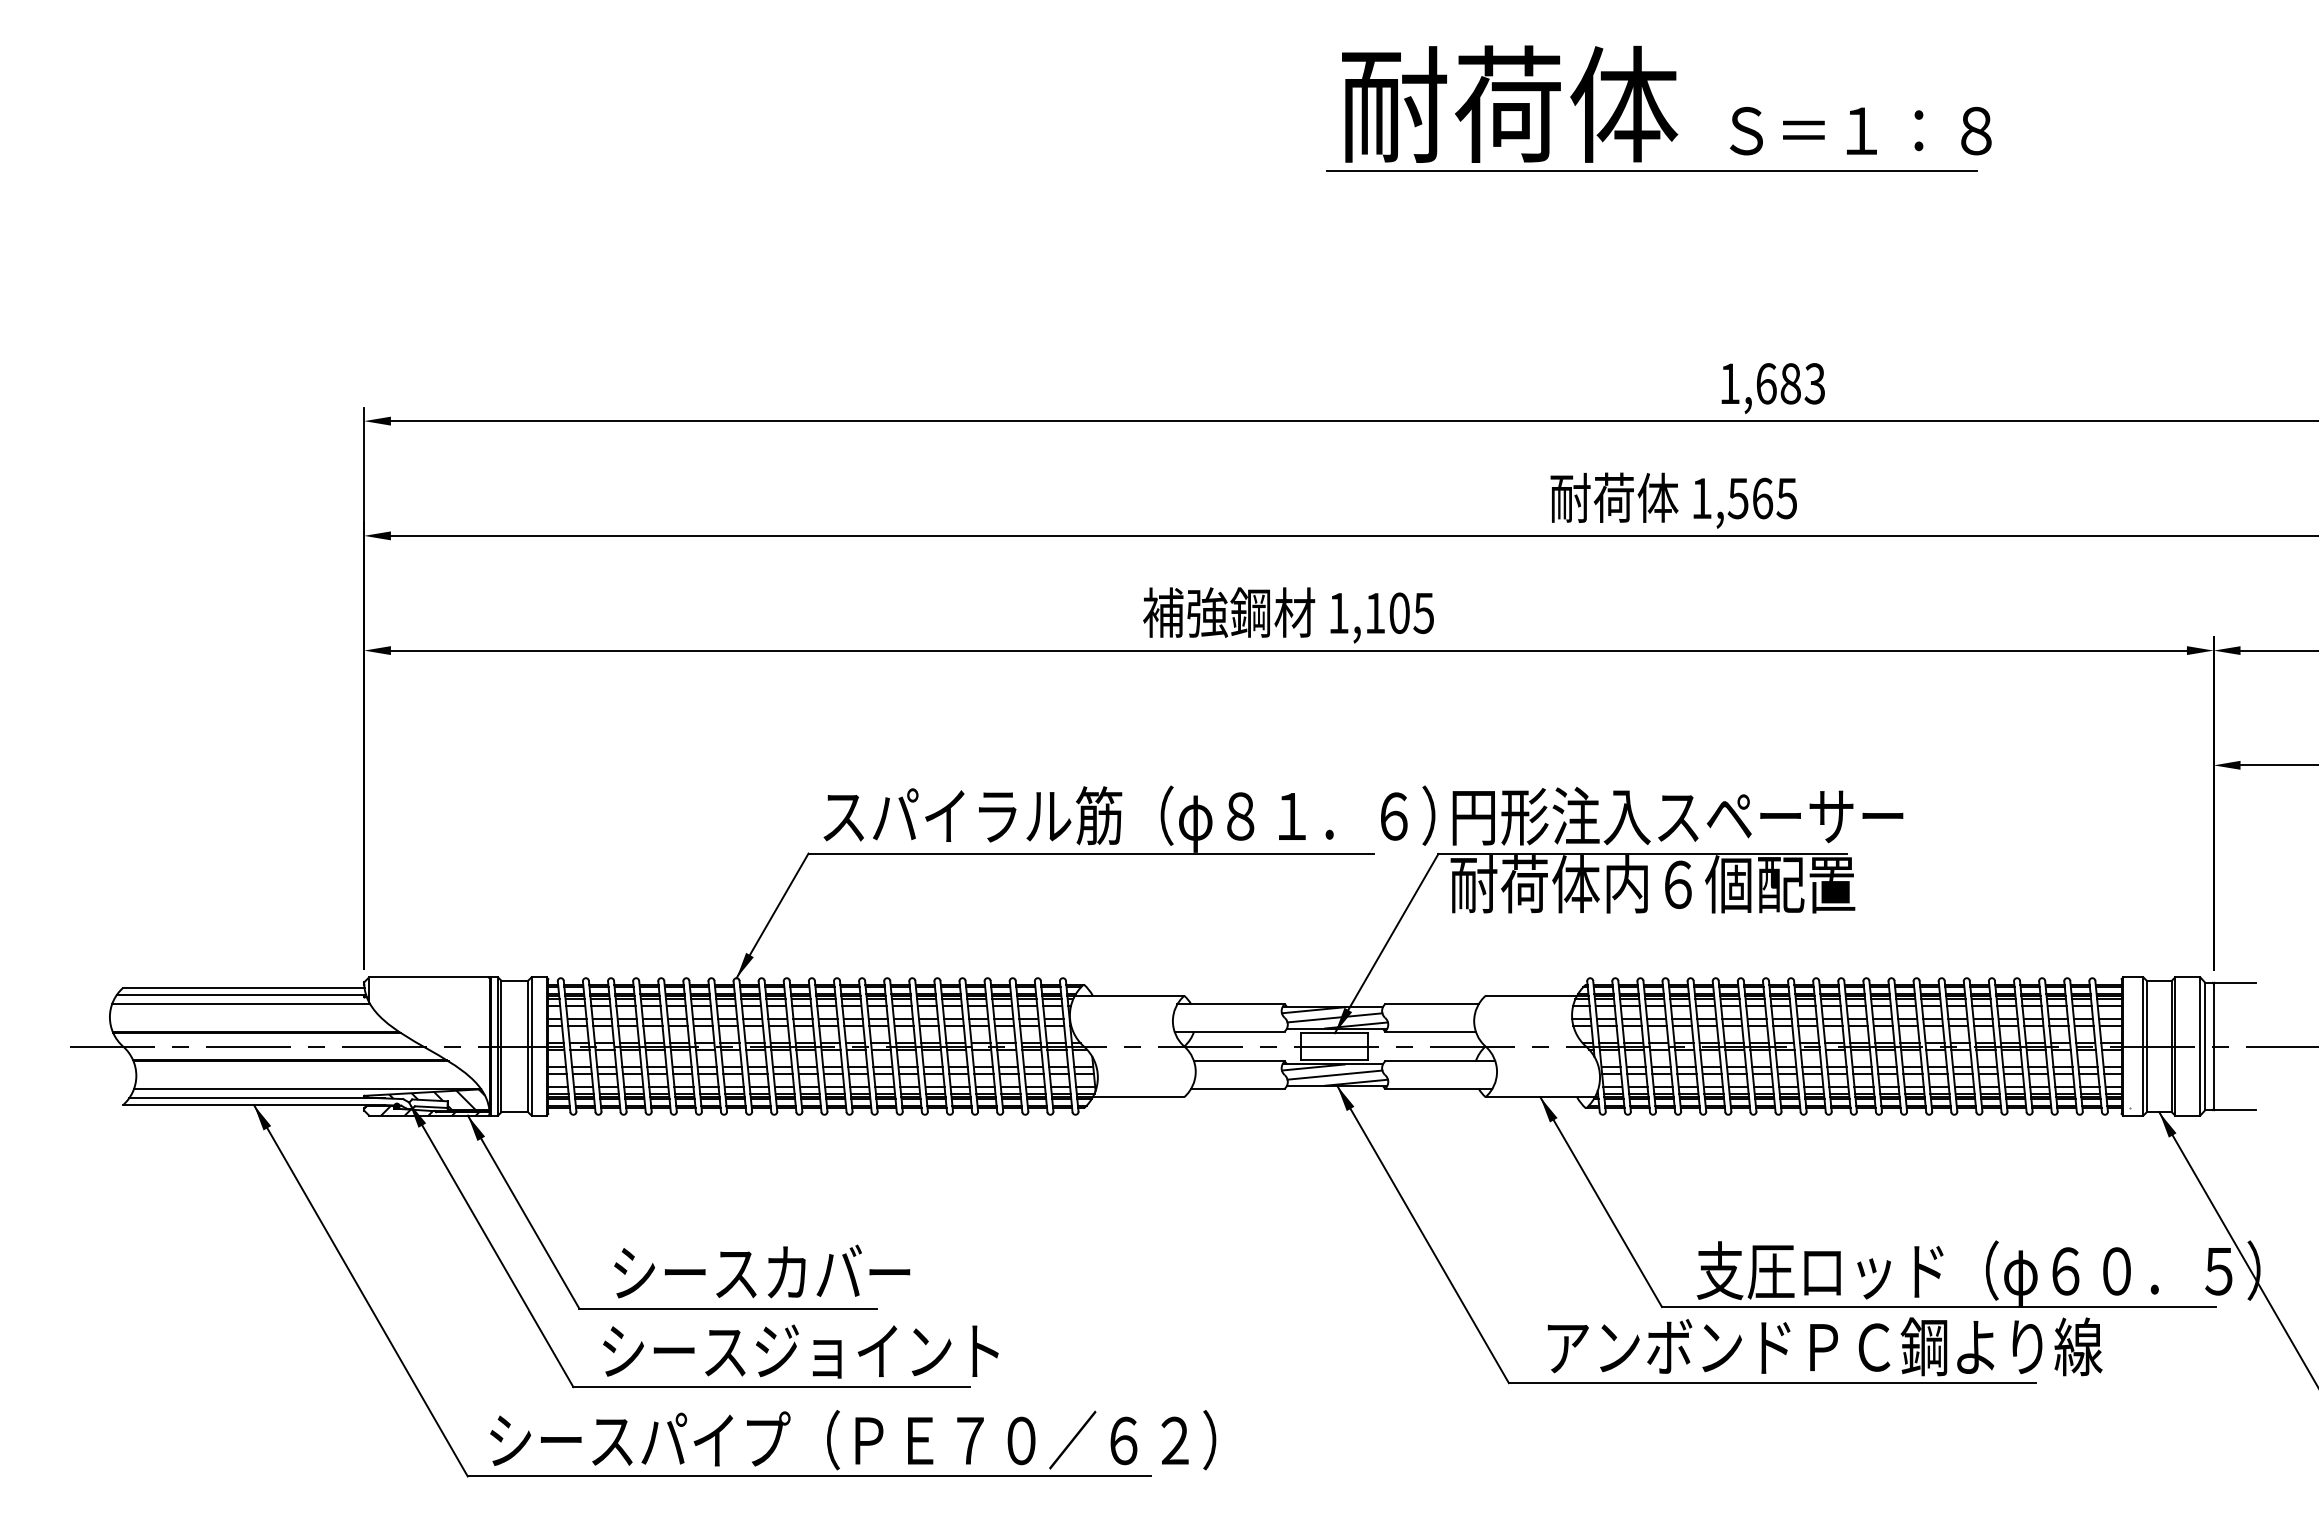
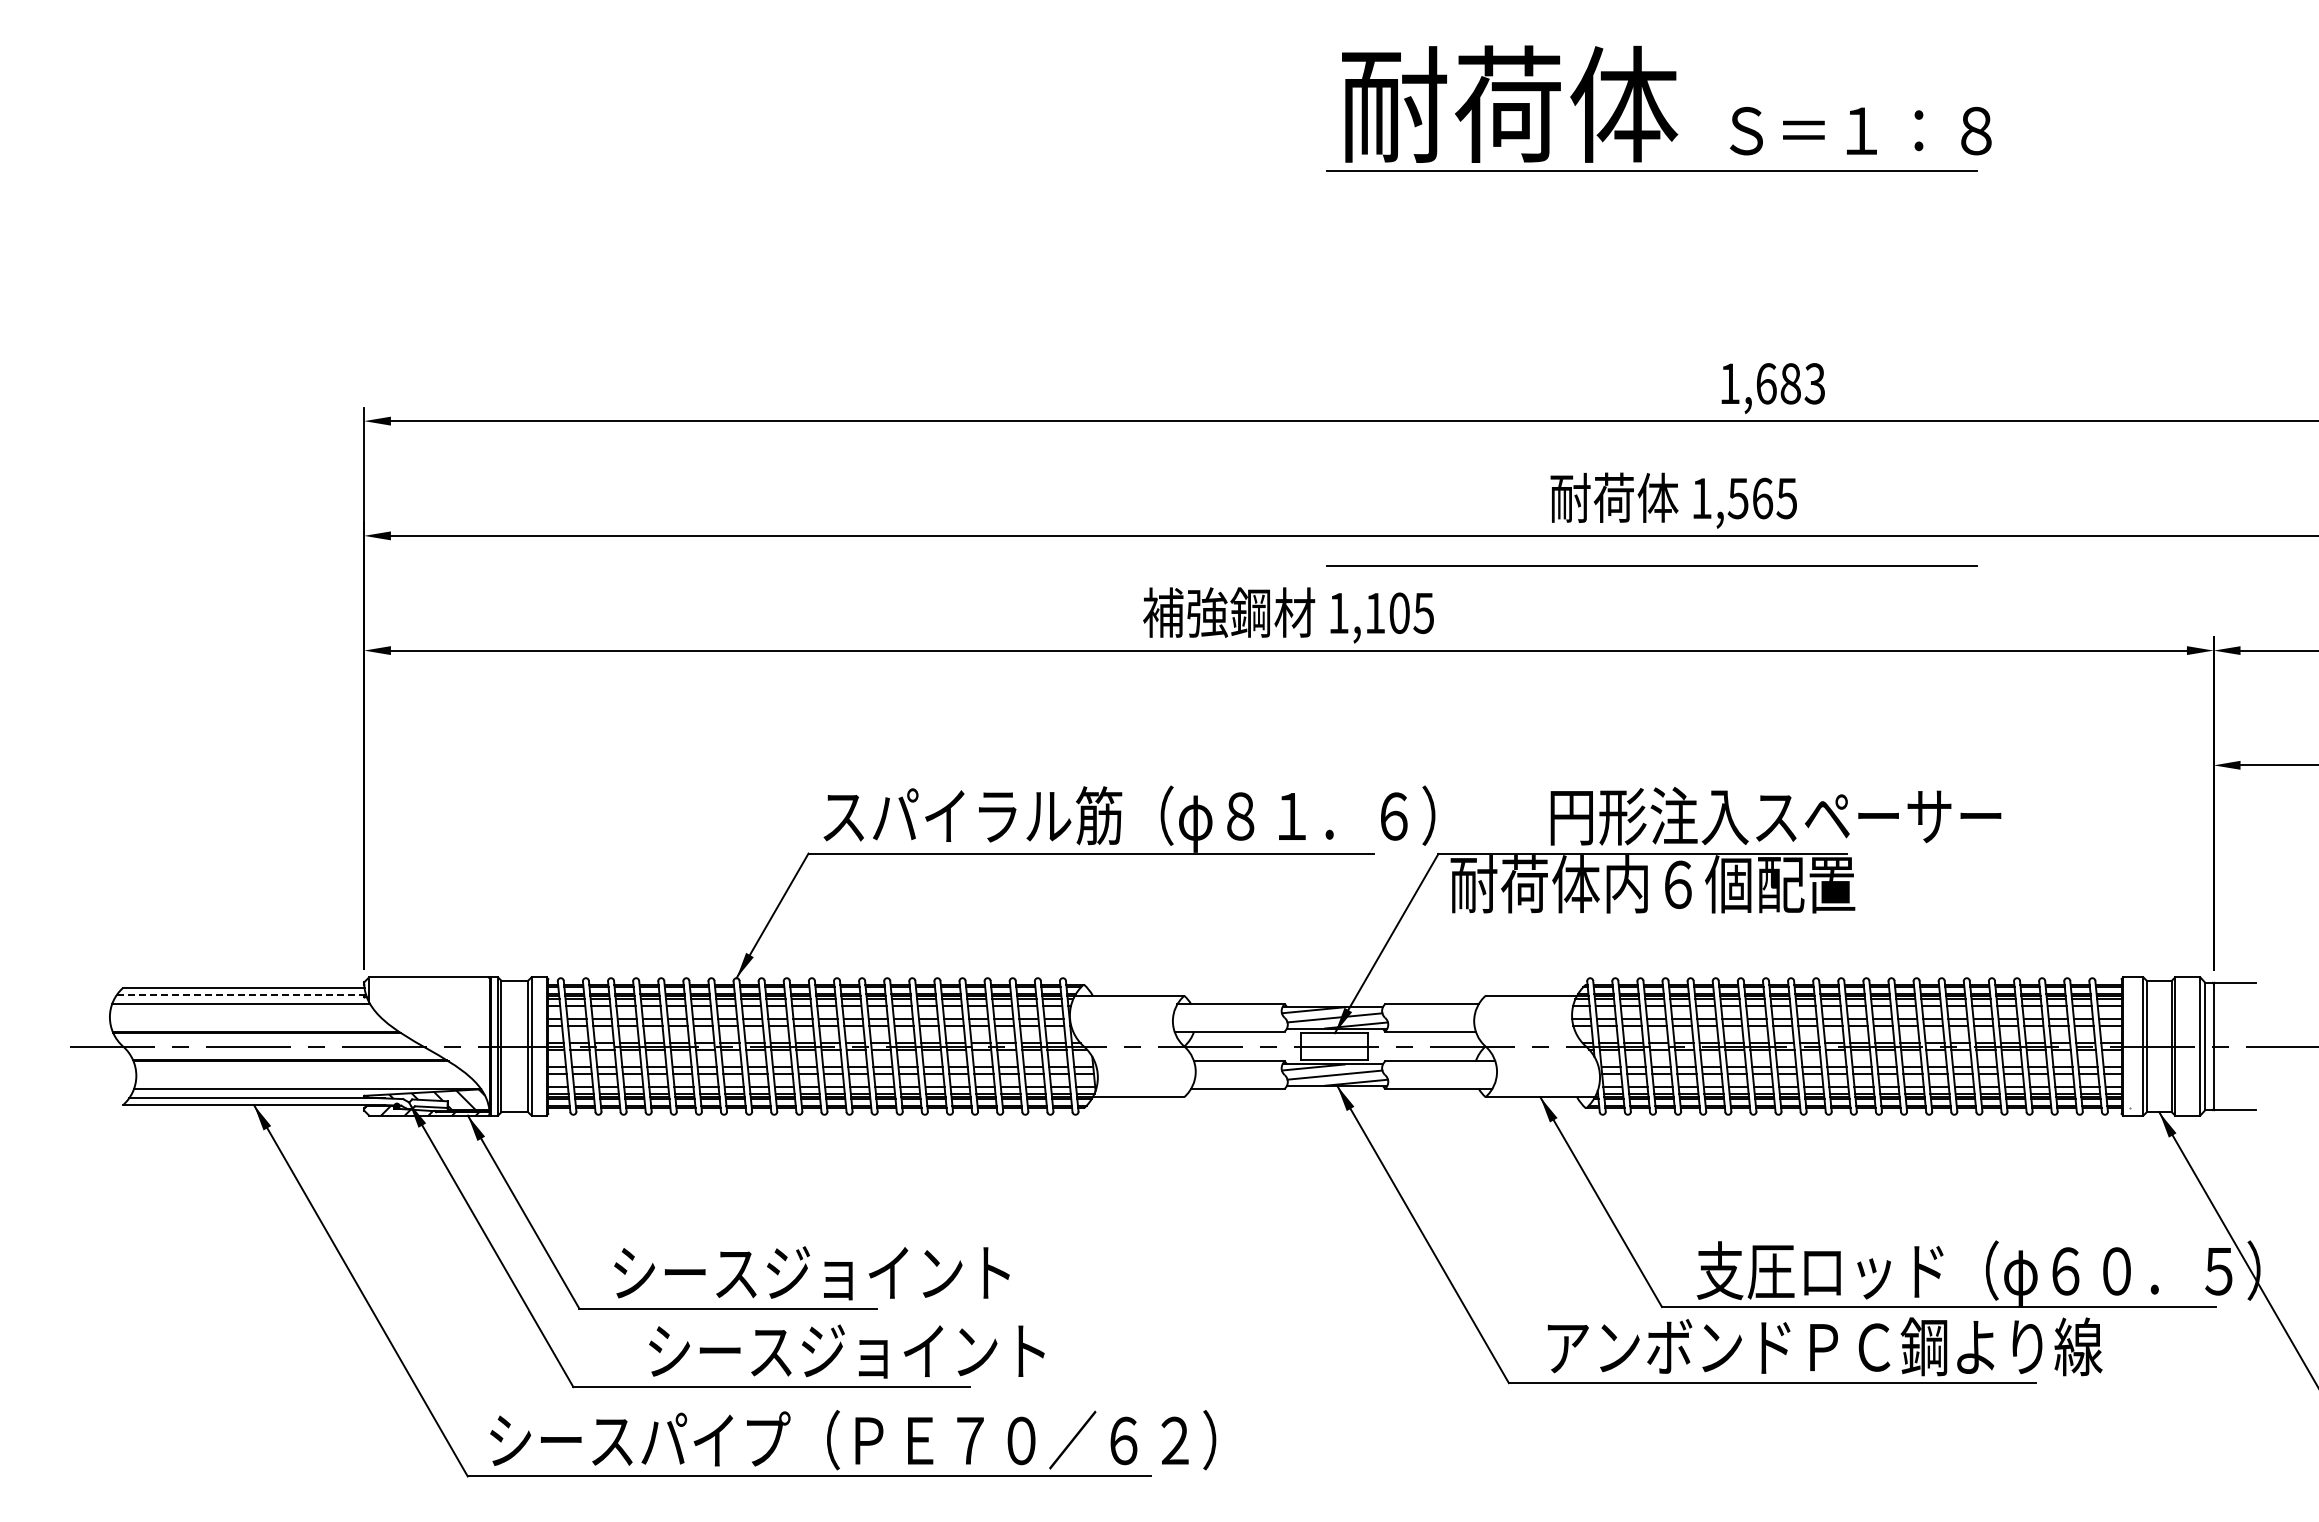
line: none -> present (1651, 565)
text position: (1677, 816) -> (1775, 816) (1775, 816)
line: solid -> dashed (241, 994)
text: シースカバー -> シースジョイント (888, 1272)
text position: (800, 1351) -> (846, 1351) (846, 1351)
